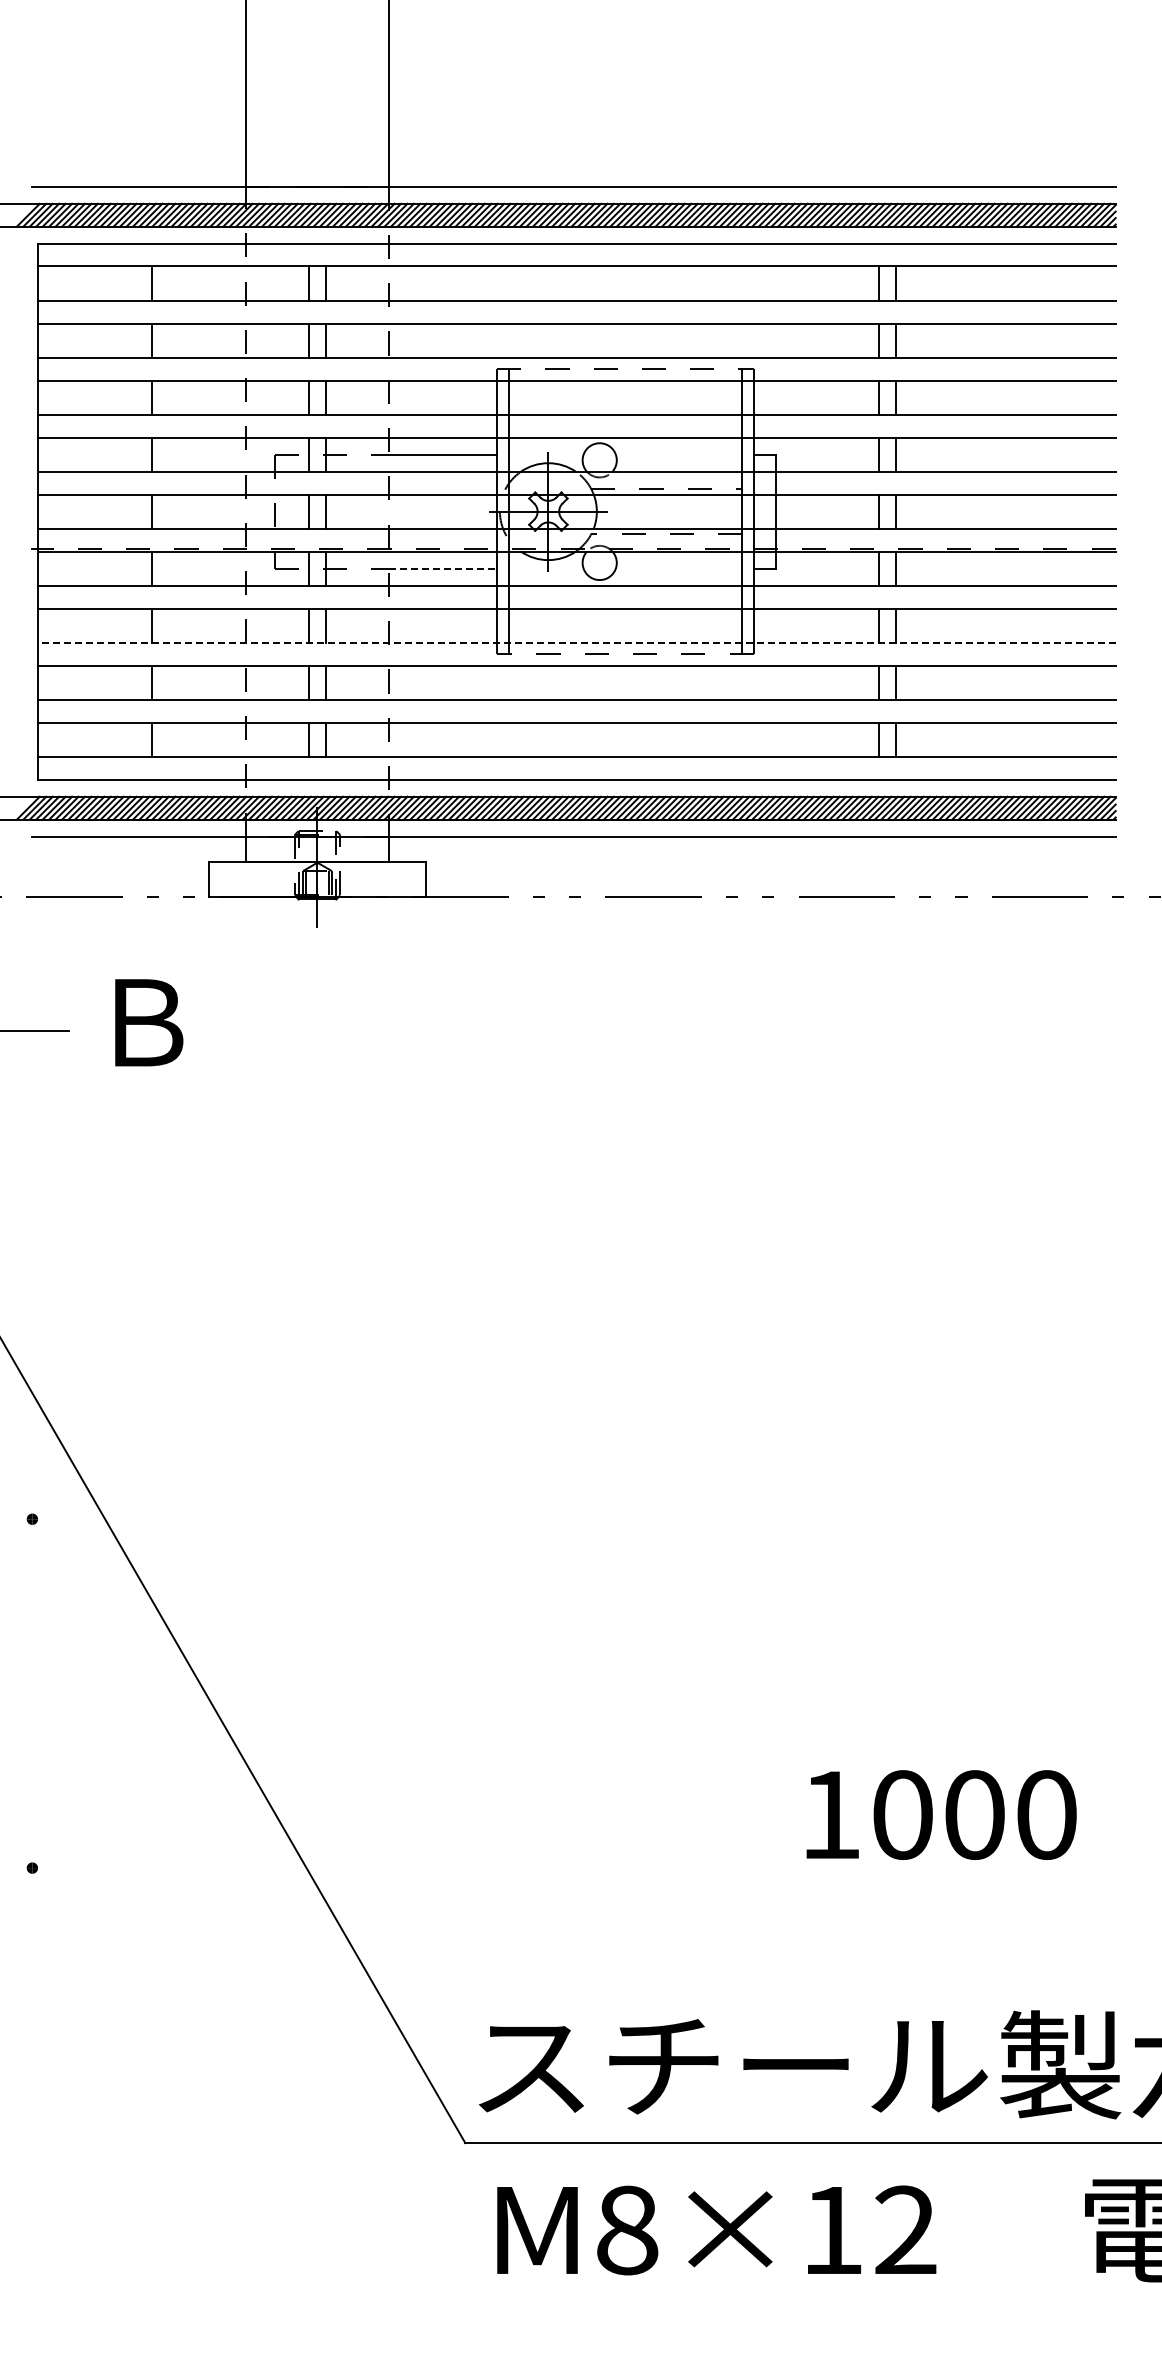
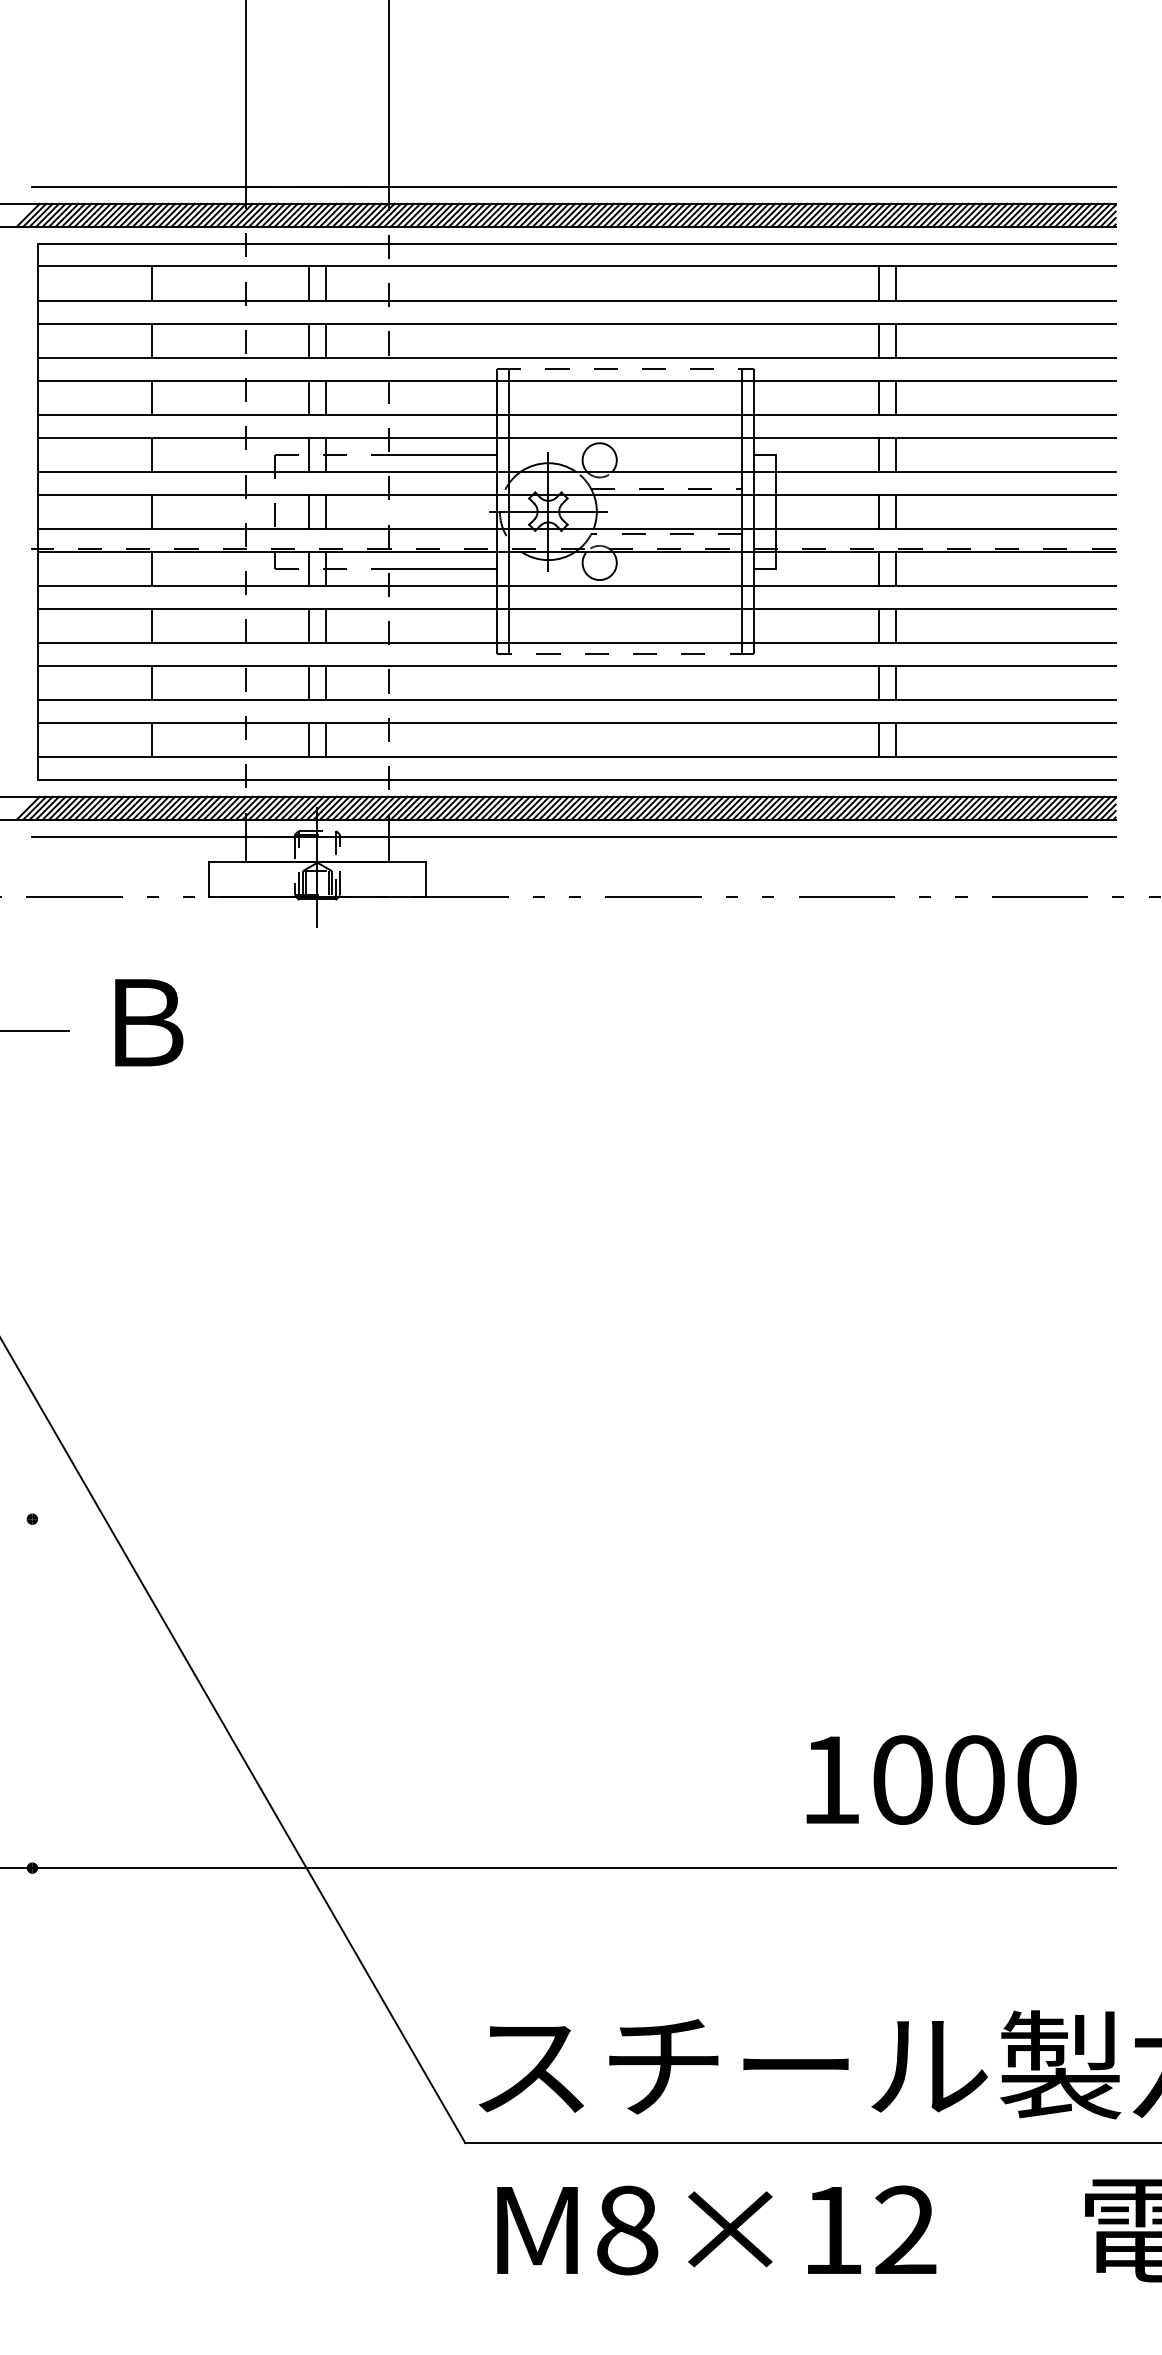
line: dashed -> solid (443, 568)
line: dashed -> solid (576, 642)
text position: (941, 1814) -> (941, 1779) (941, 1779)
line: none -> present (558, 1868)
